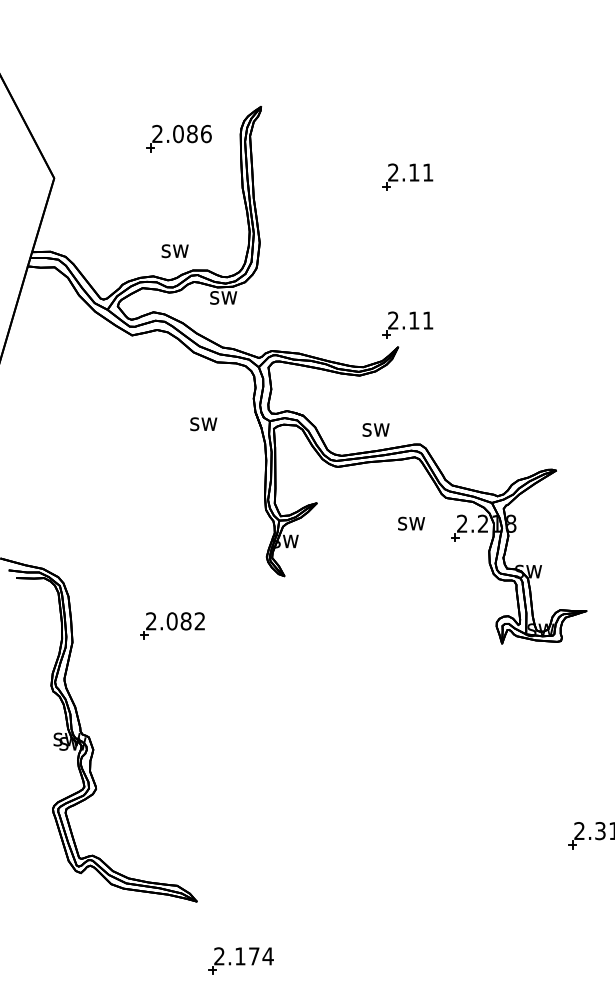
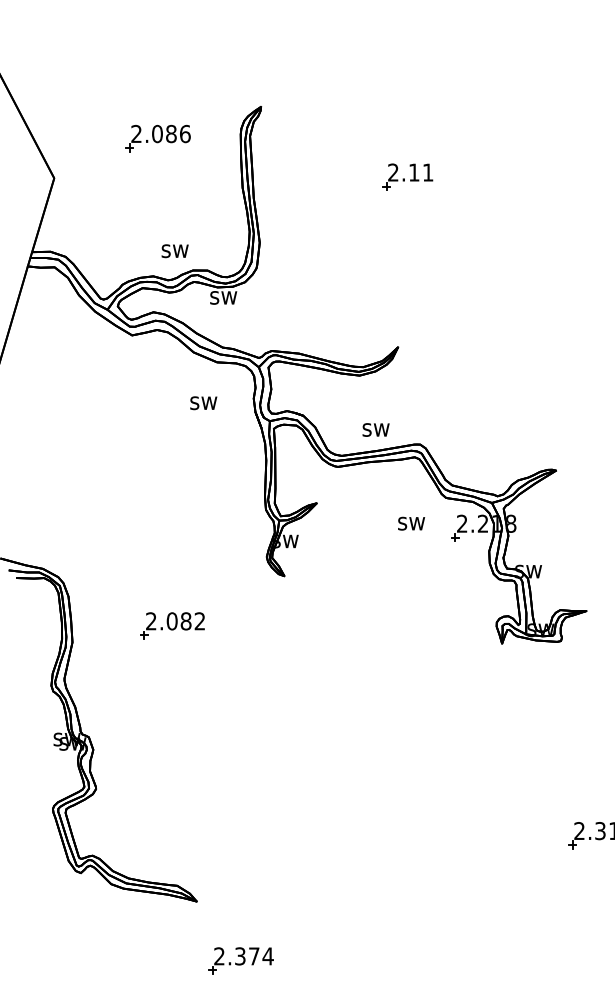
part position: (178, 138) -> (157, 138) (157, 138)
part: present -> none (407, 324)
text position: (203, 424) -> (203, 403) (203, 403)
text: 2.174 -> 2.374 (240, 956)
